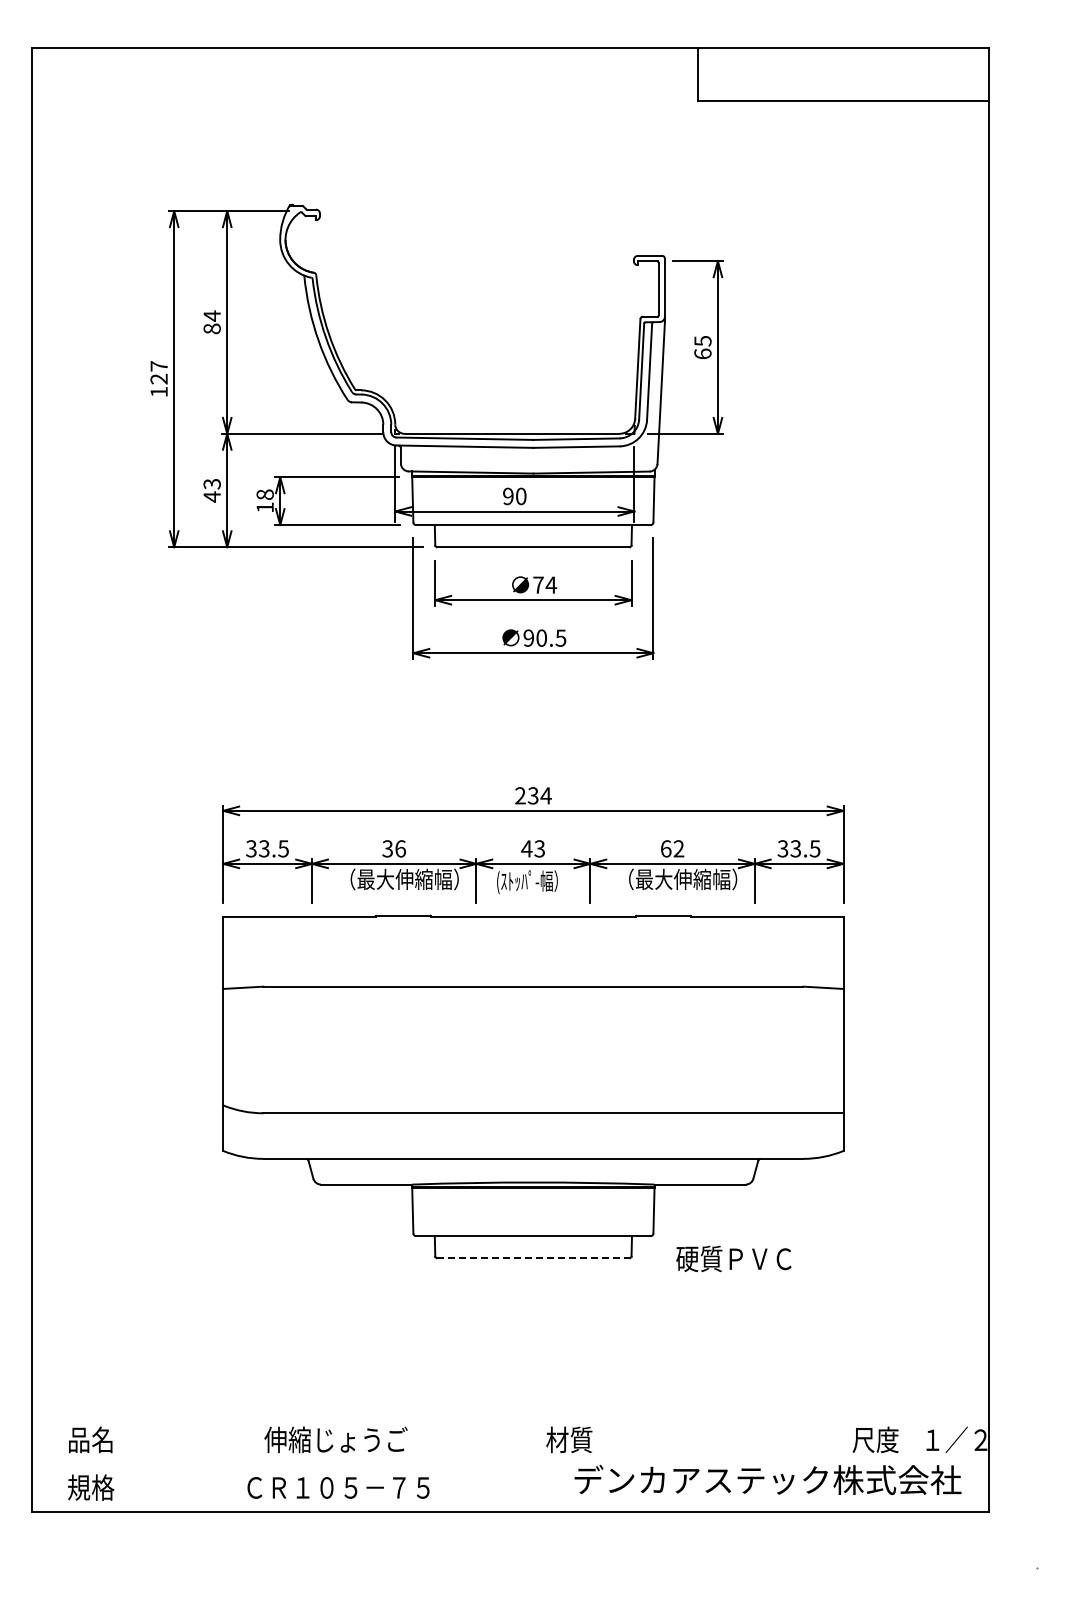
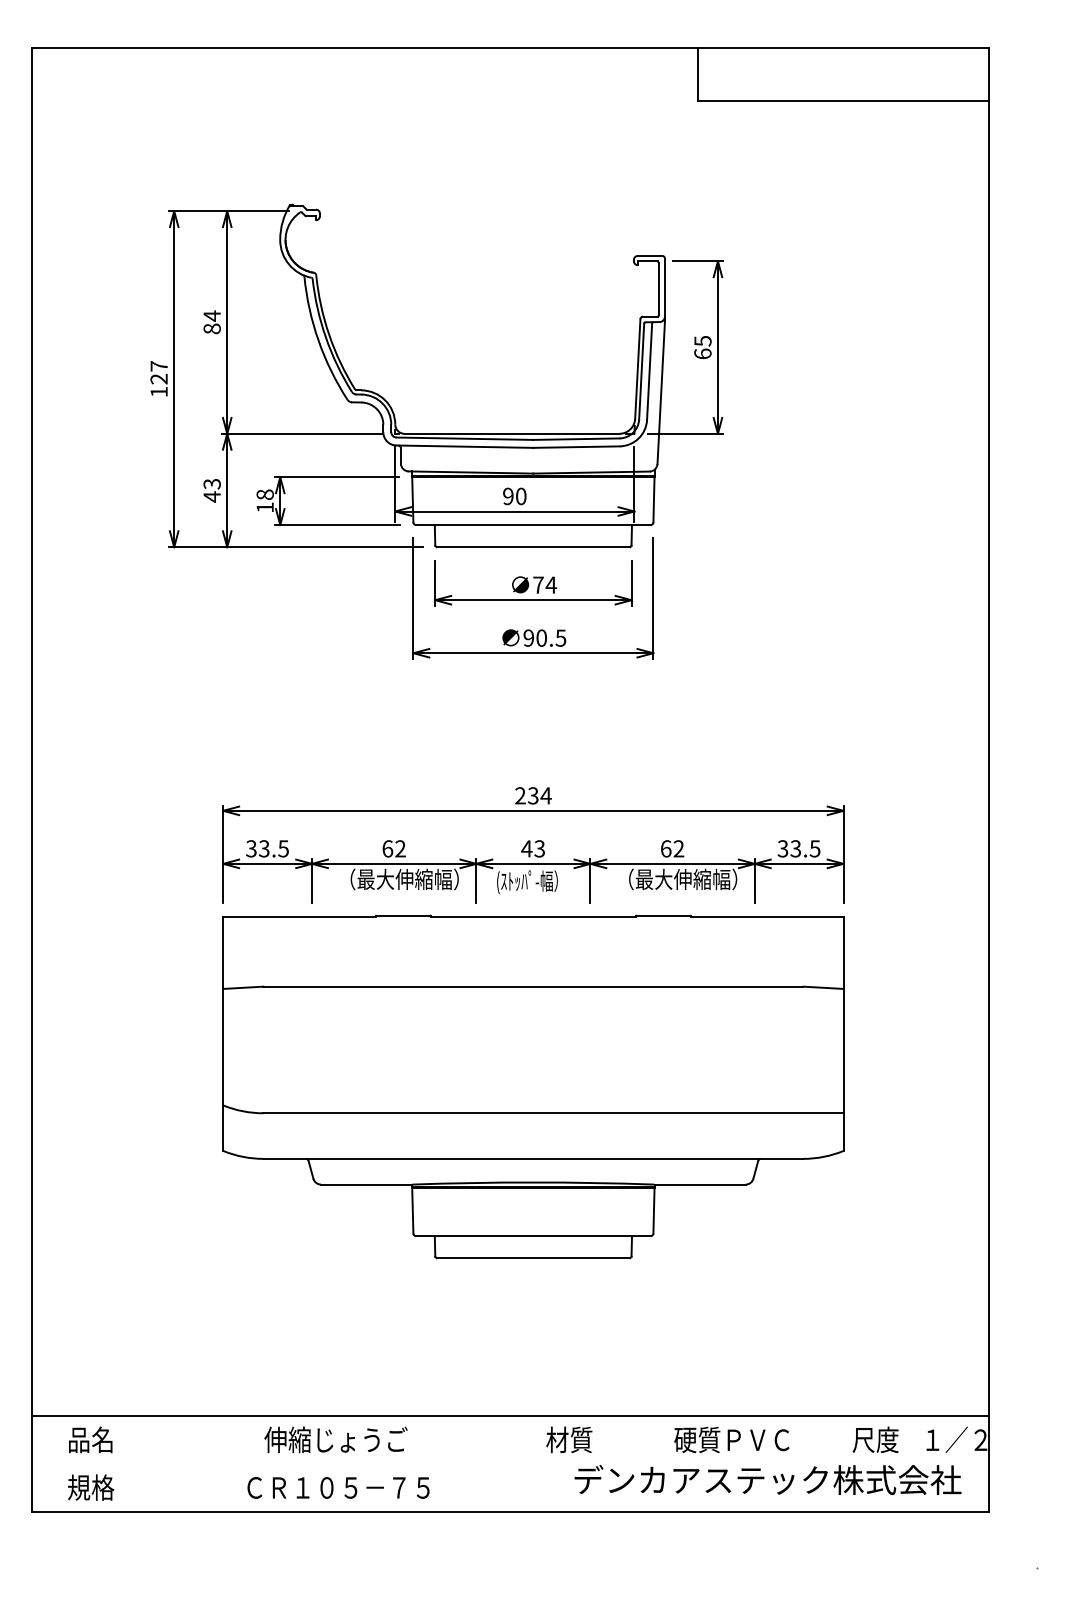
text: 36 -> 62 (393, 848)
line: dashed -> solid (533, 1258)
text position: (733, 1258) -> (731, 1439) (731, 1439)
line: none -> present (510, 1416)
